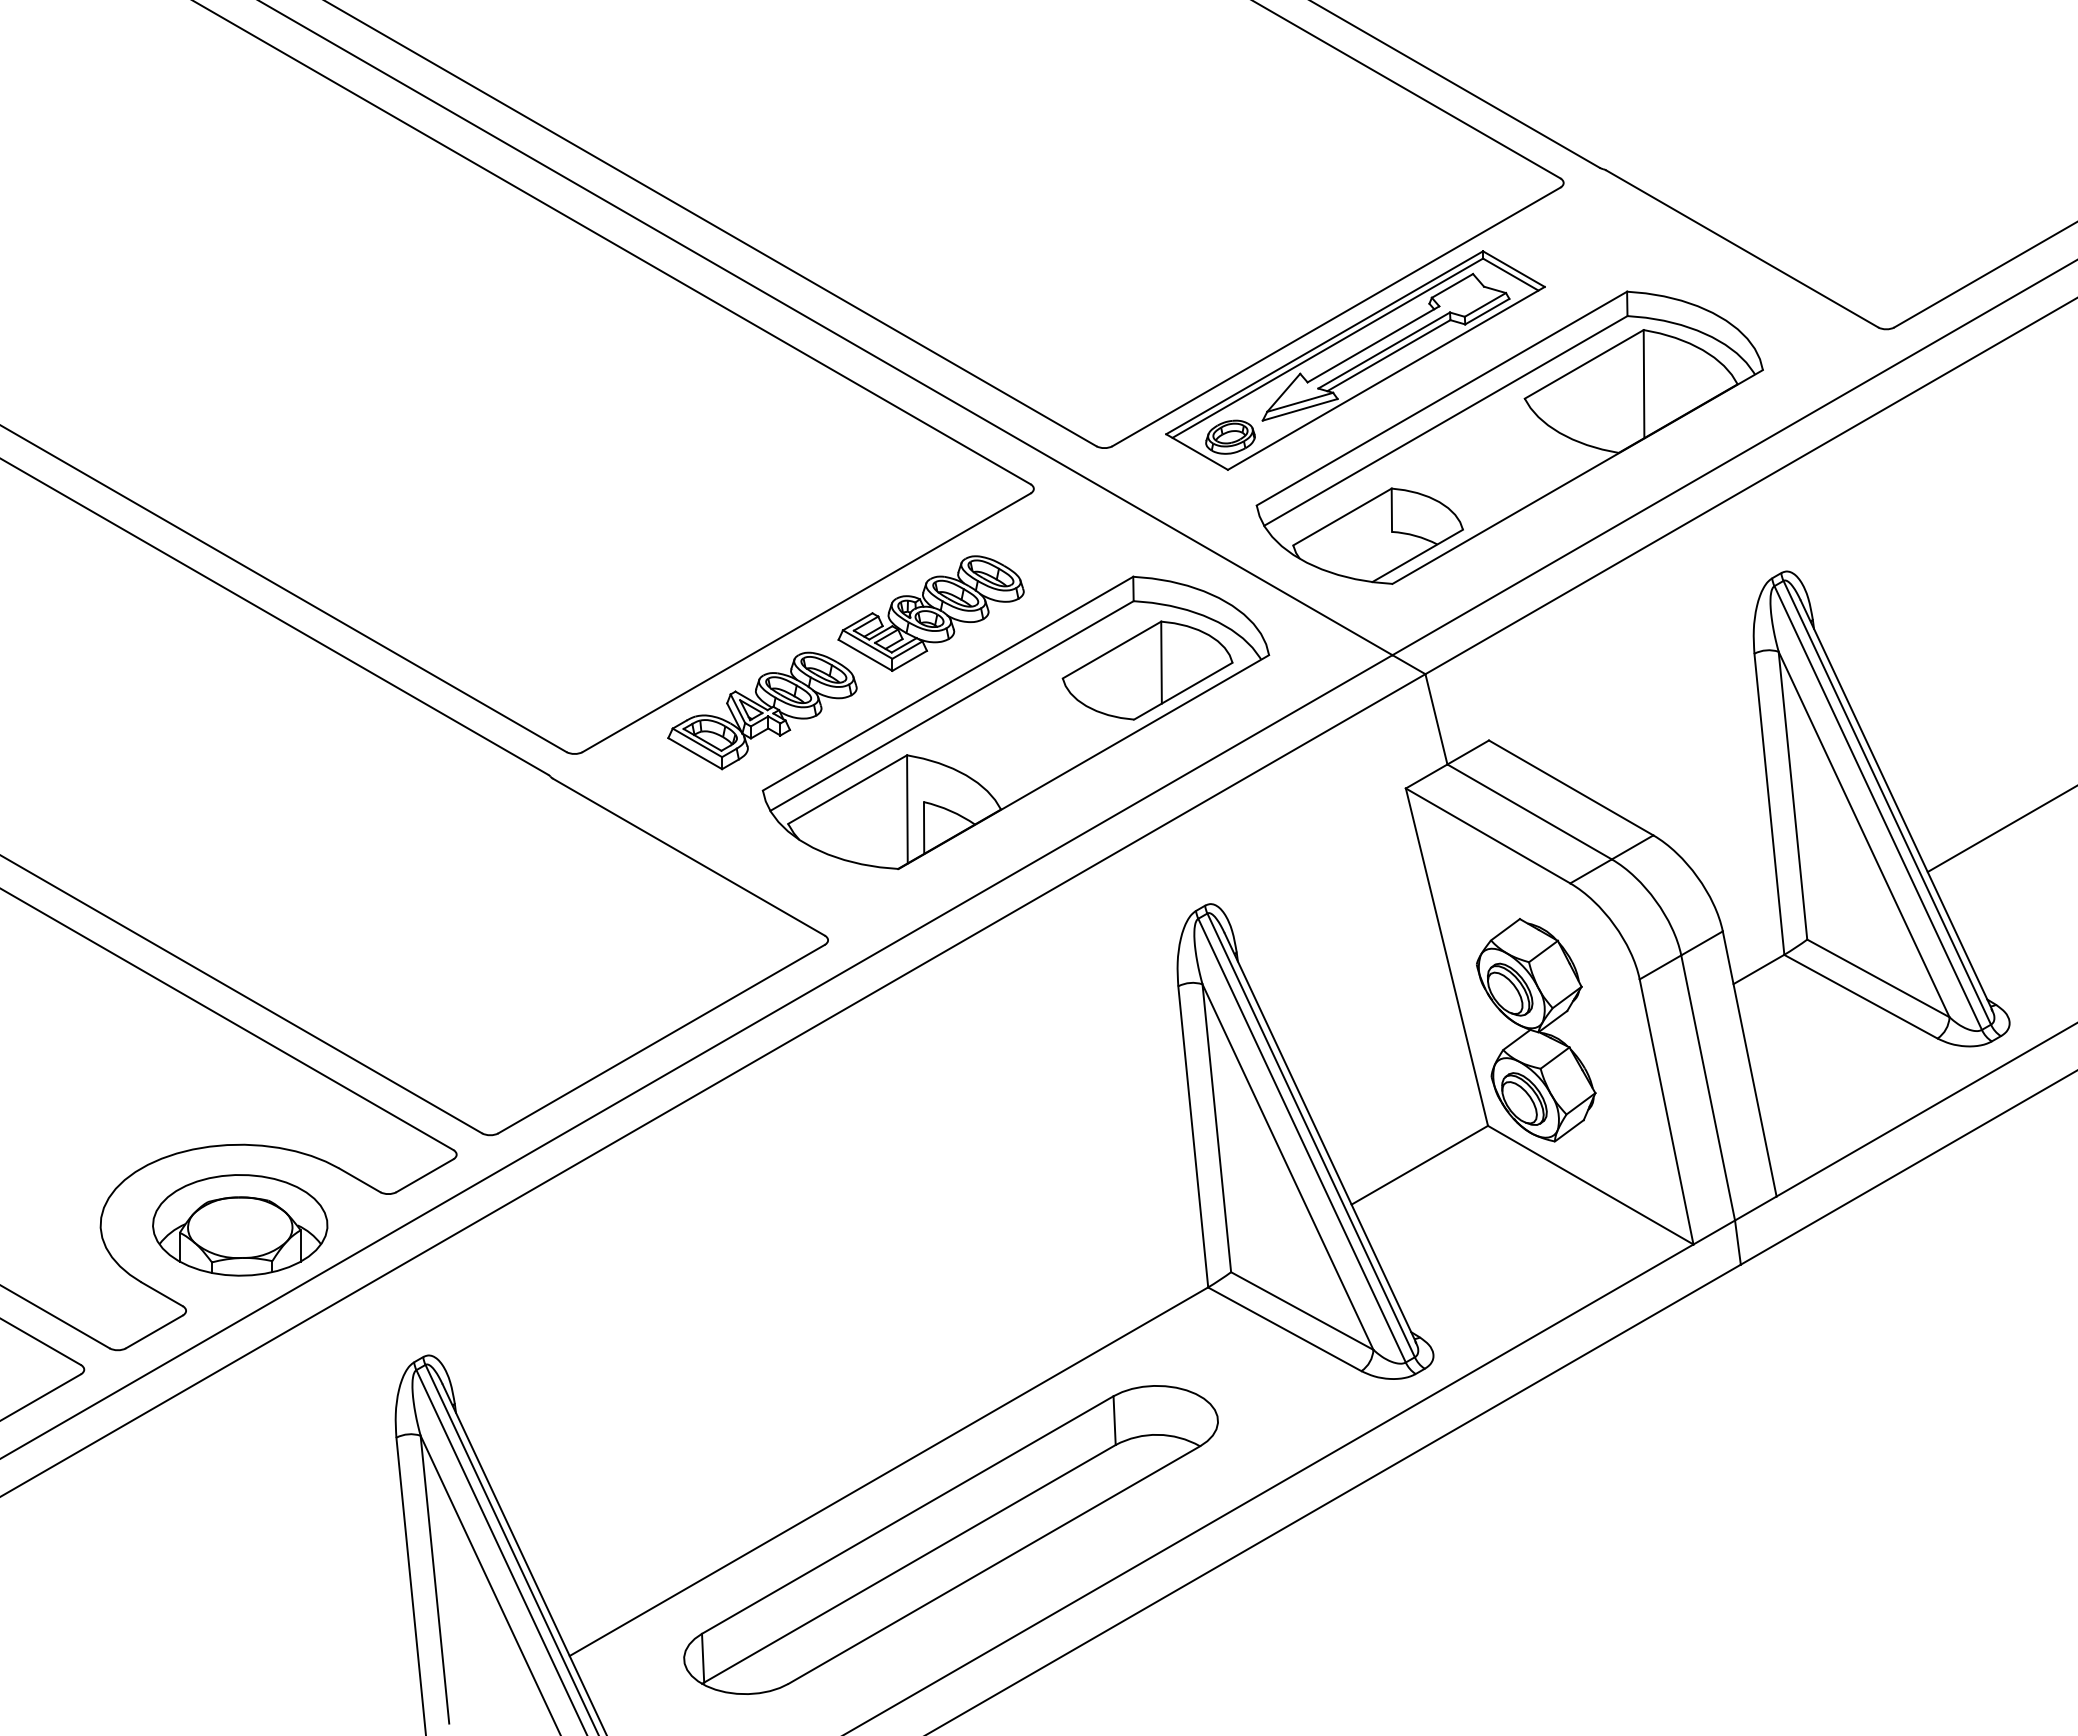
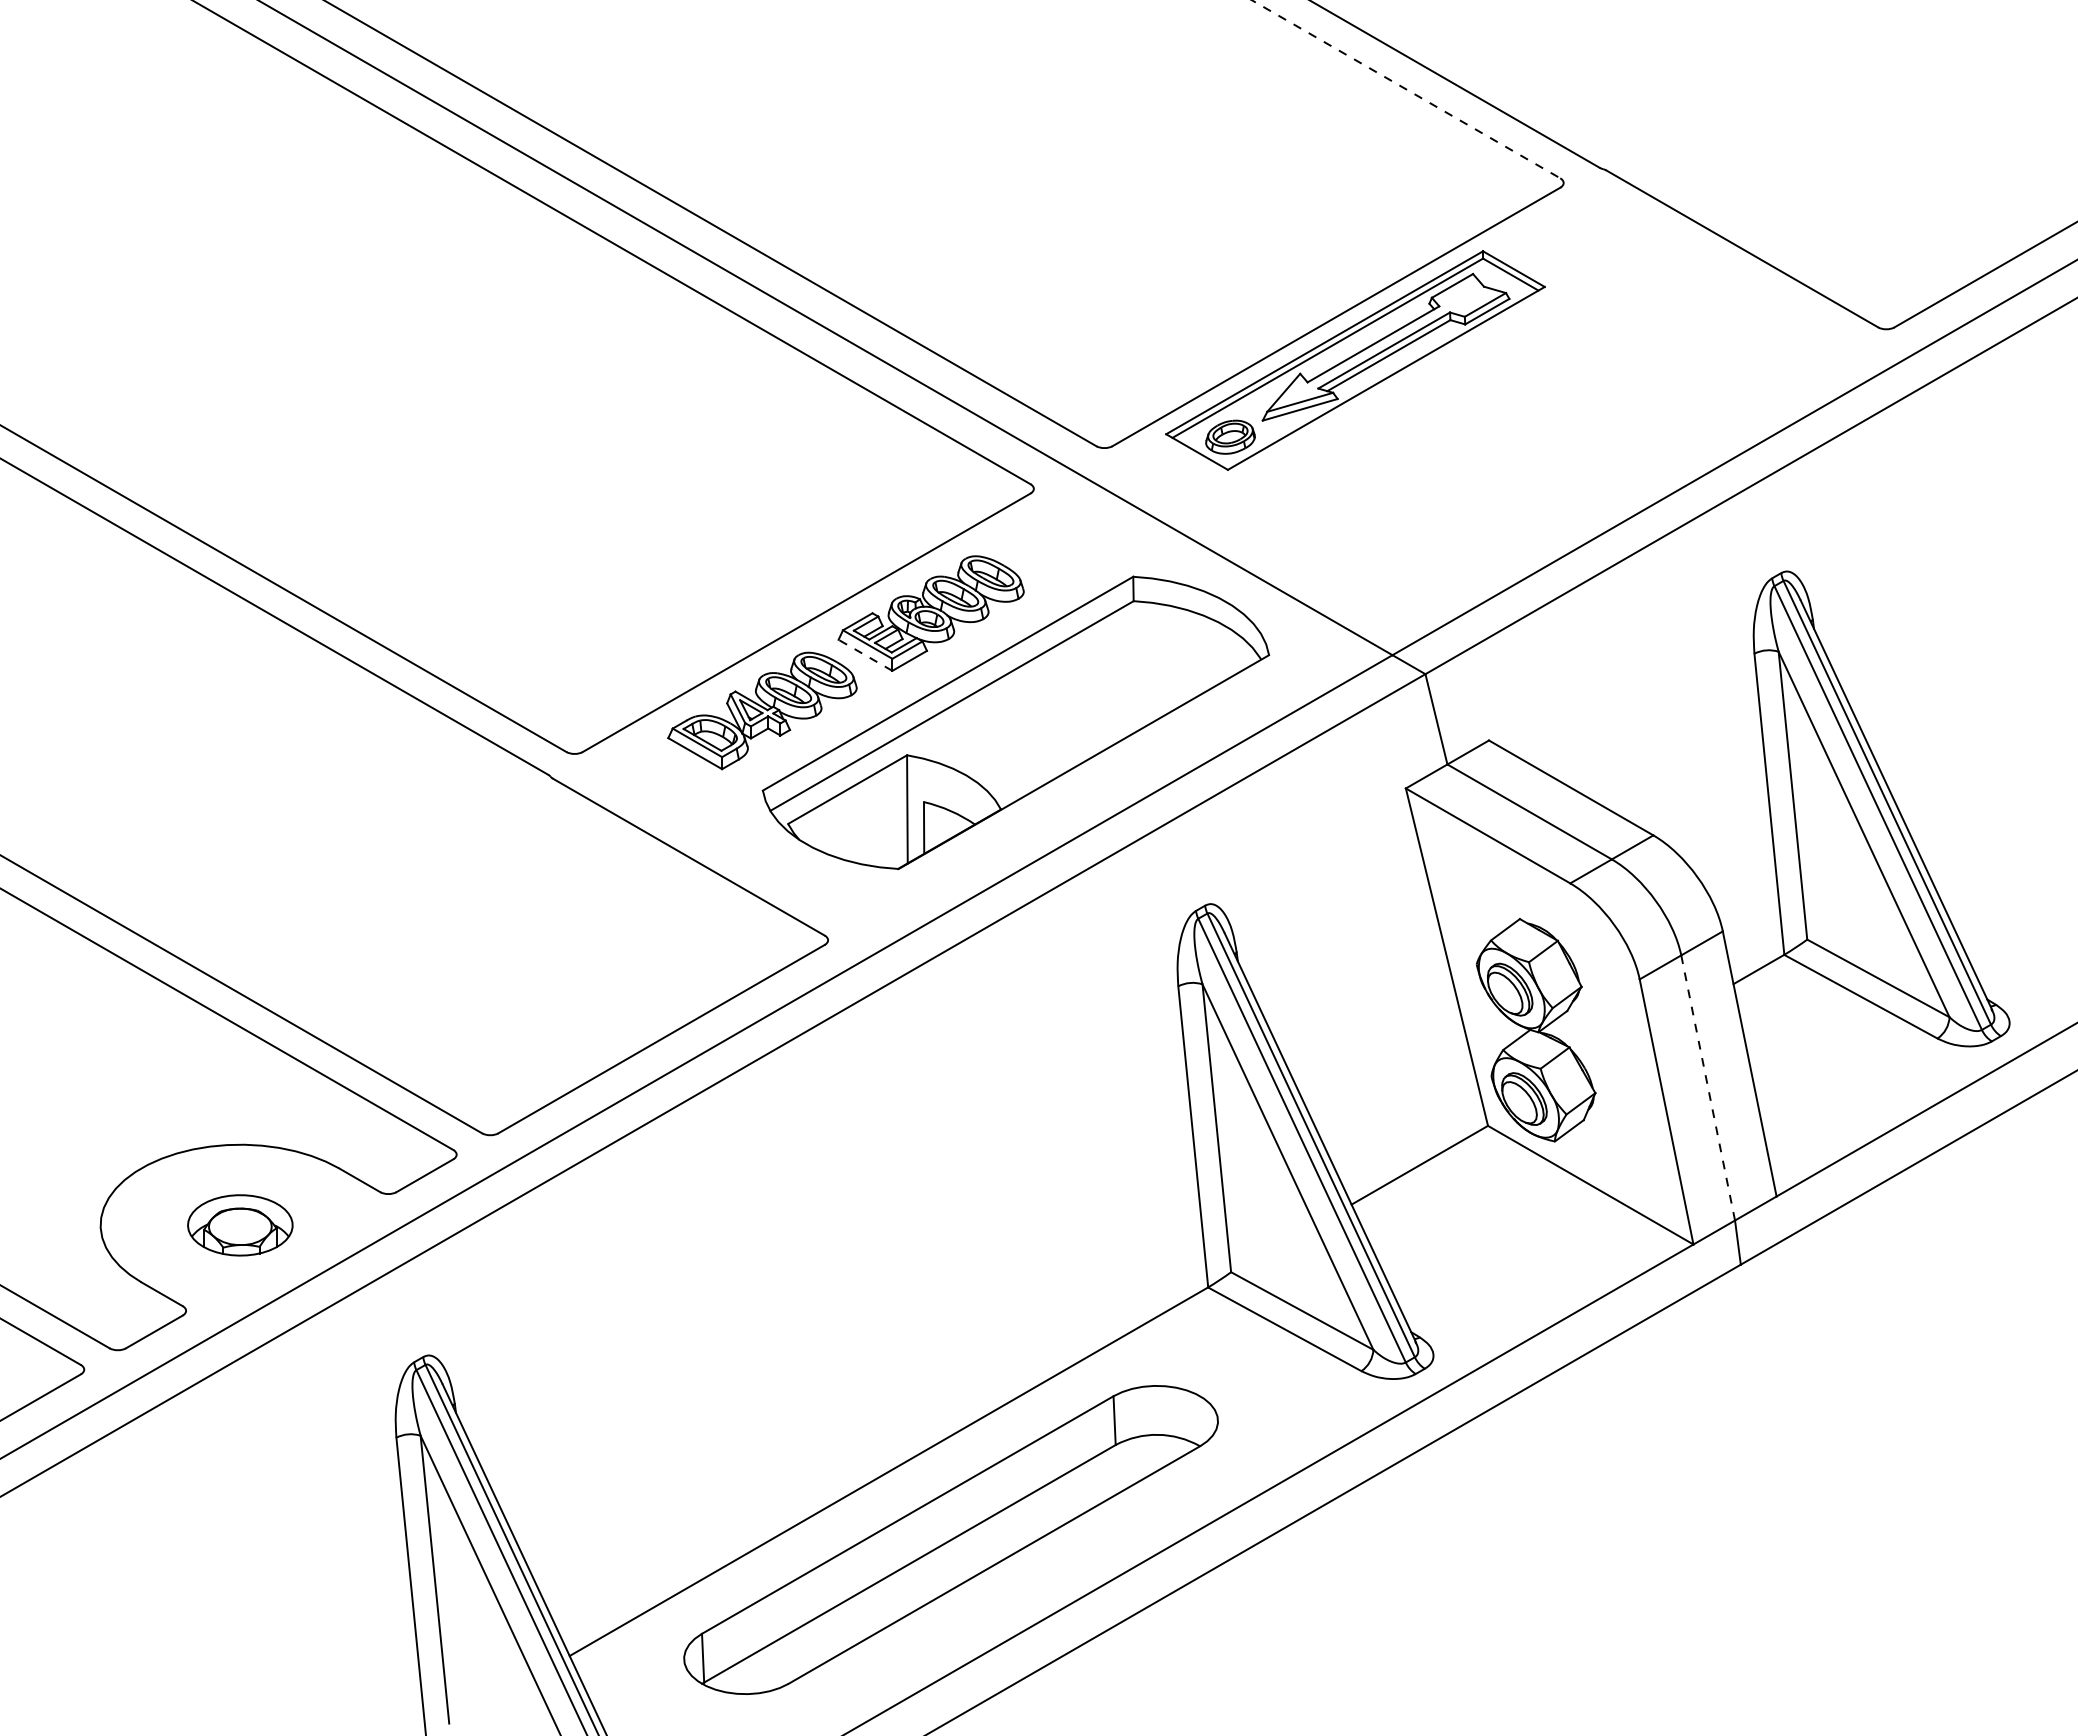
line: solid -> dashed (1406, 89)
part: present -> none (1509, 437)
line: solid -> dashed (865, 655)
part: present -> none (1147, 670)
line: present -> none (2000, 829)
line: solid -> dashed (1708, 1088)
part size: 177x103 px -> 107x63 px (240, 1225)
